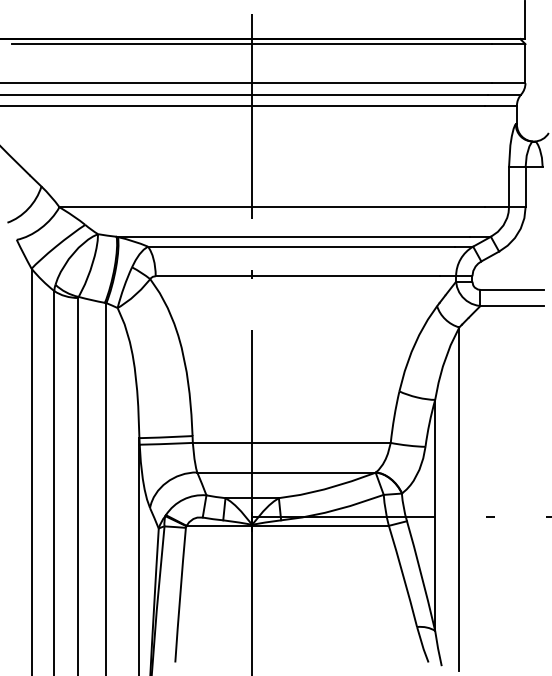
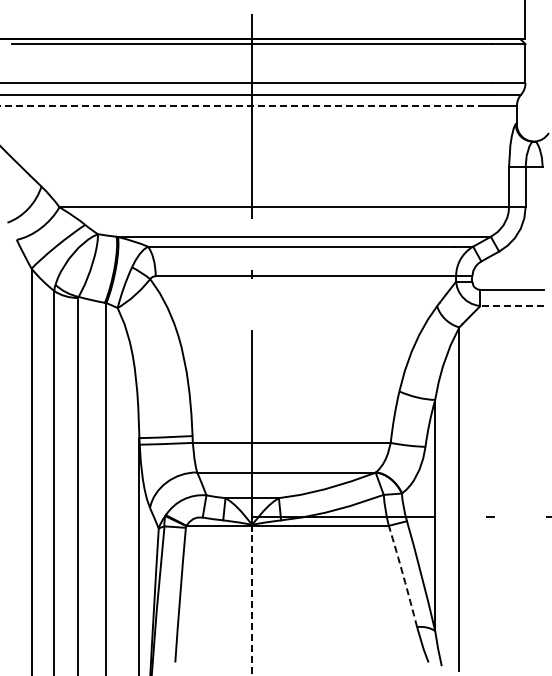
line: solid -> dashed (241, 105)
line: solid -> dashed (512, 306)
arc: solid -> dashed (403, 576)
line: solid -> dashed (252, 594)
